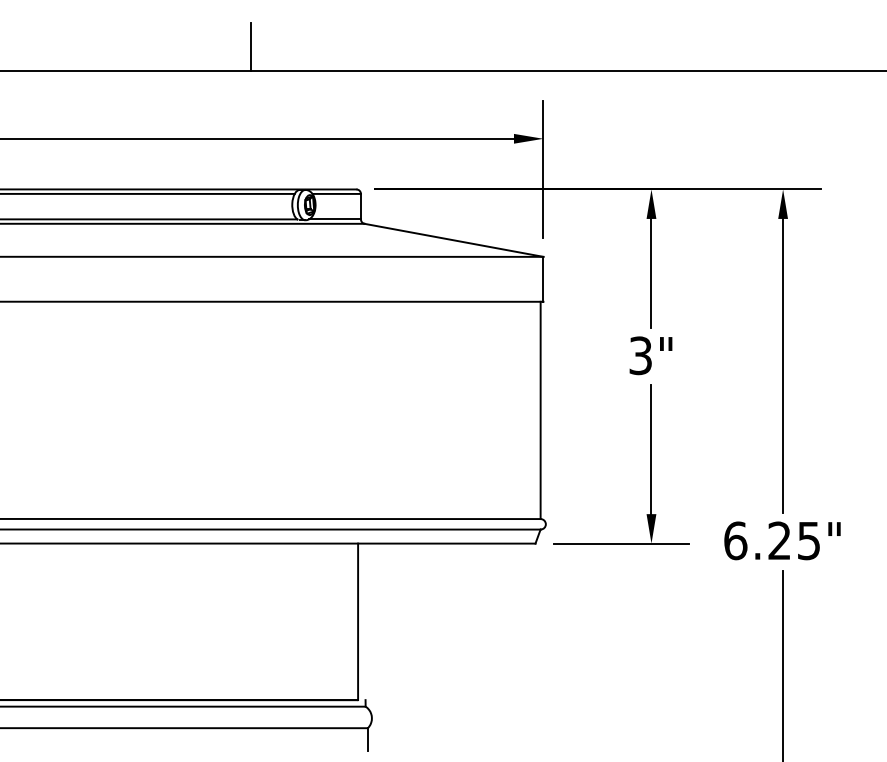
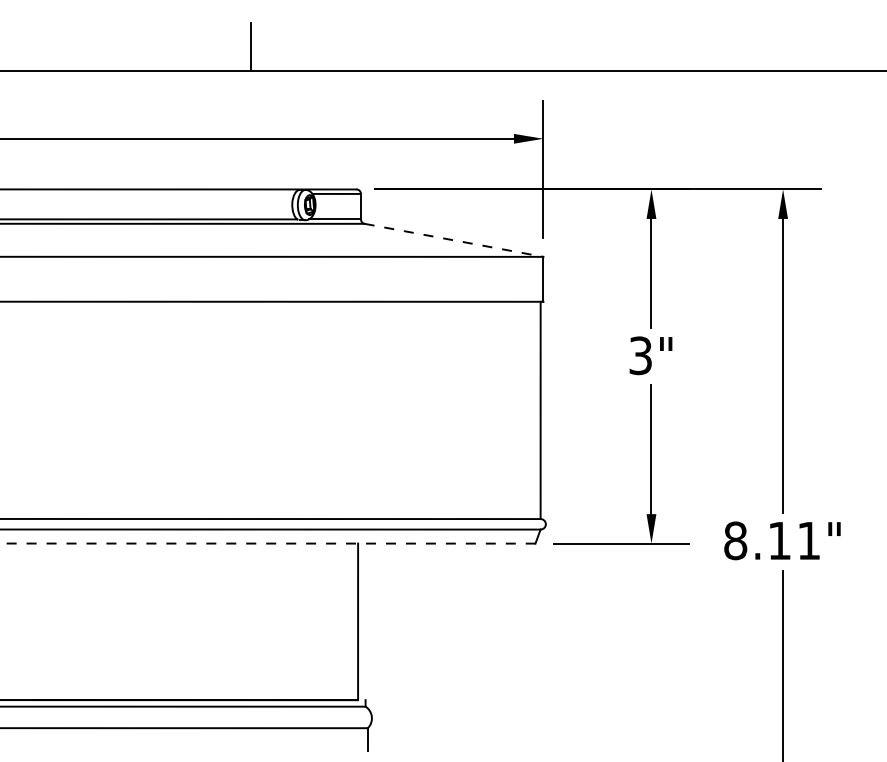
line: present -> none (148, 193)
line: solid -> dashed (454, 240)
text: 6.25" -> 8.11" (771, 540)
line: solid -> dashed (268, 543)
